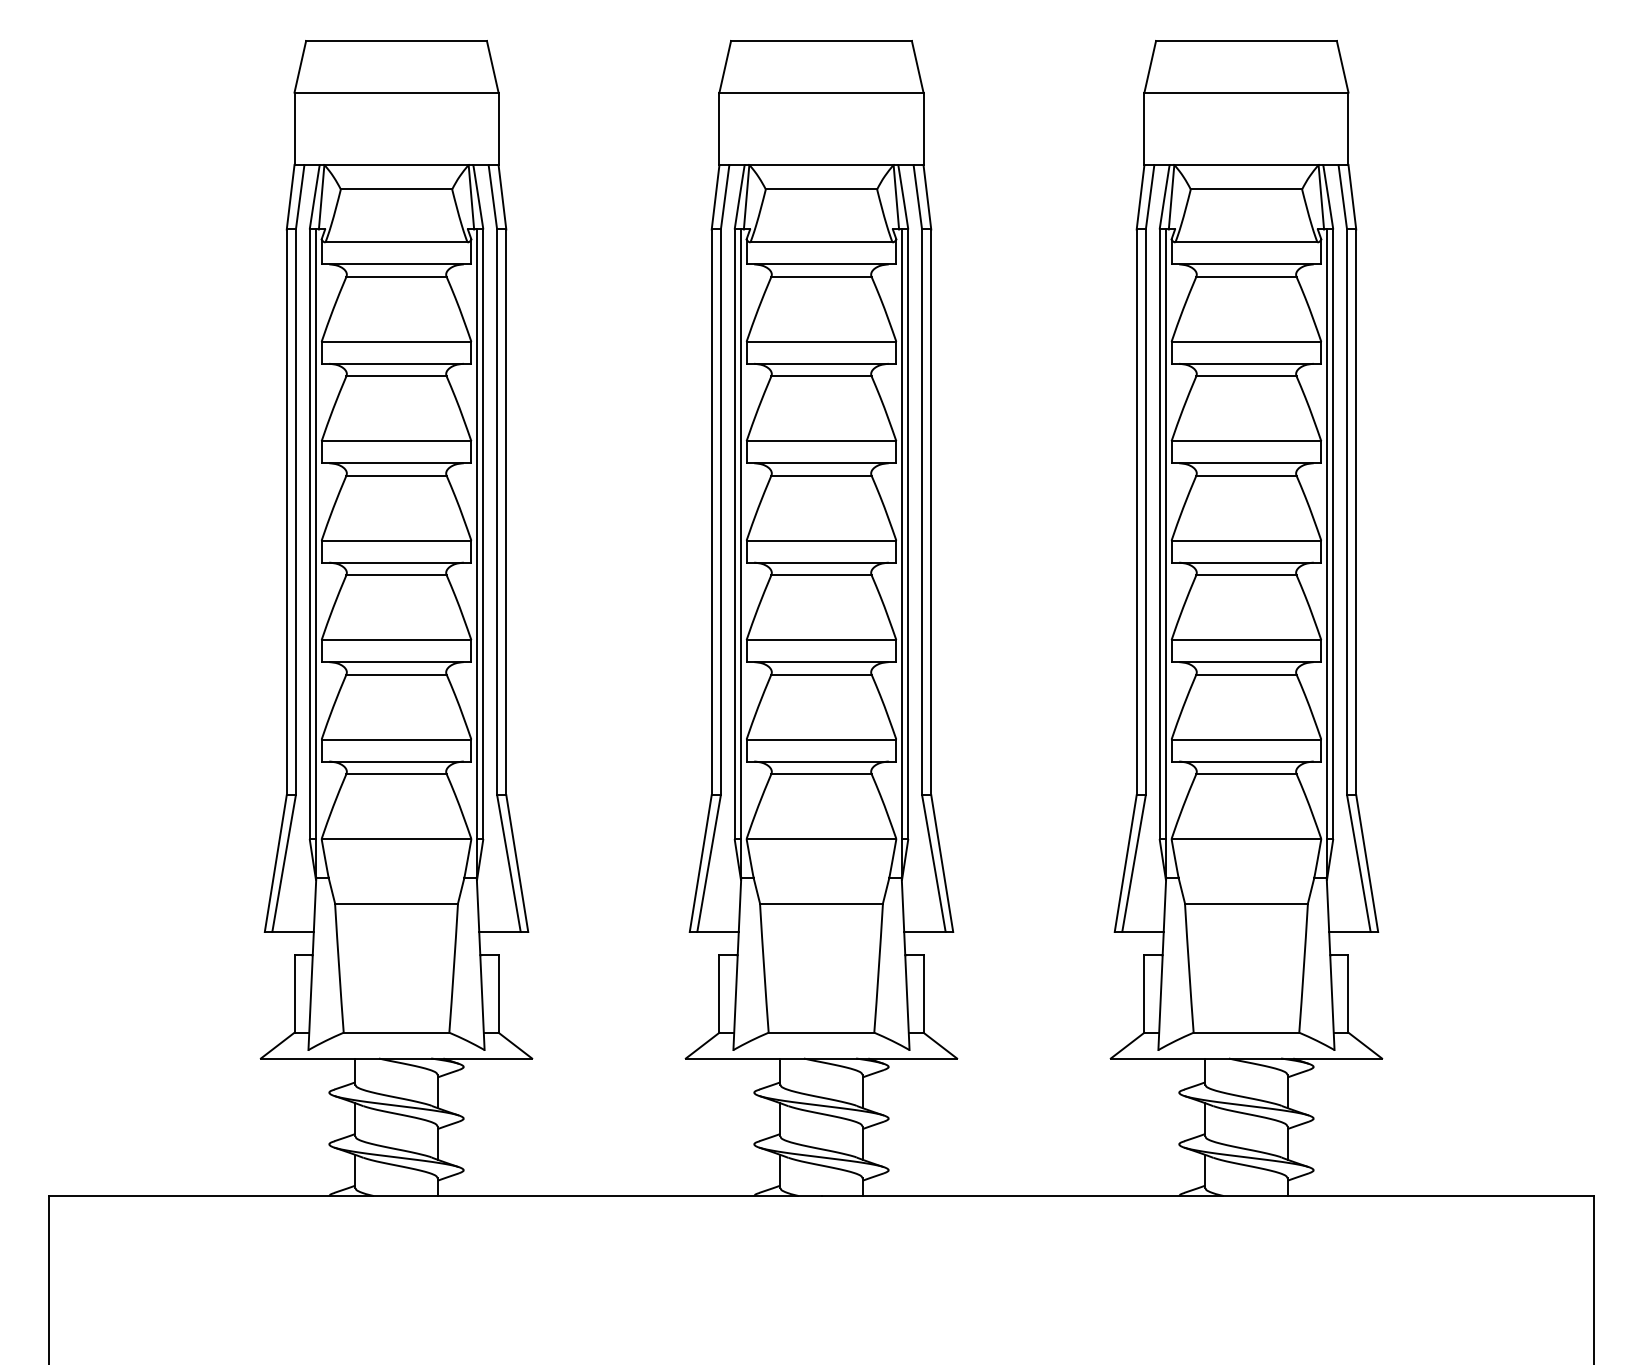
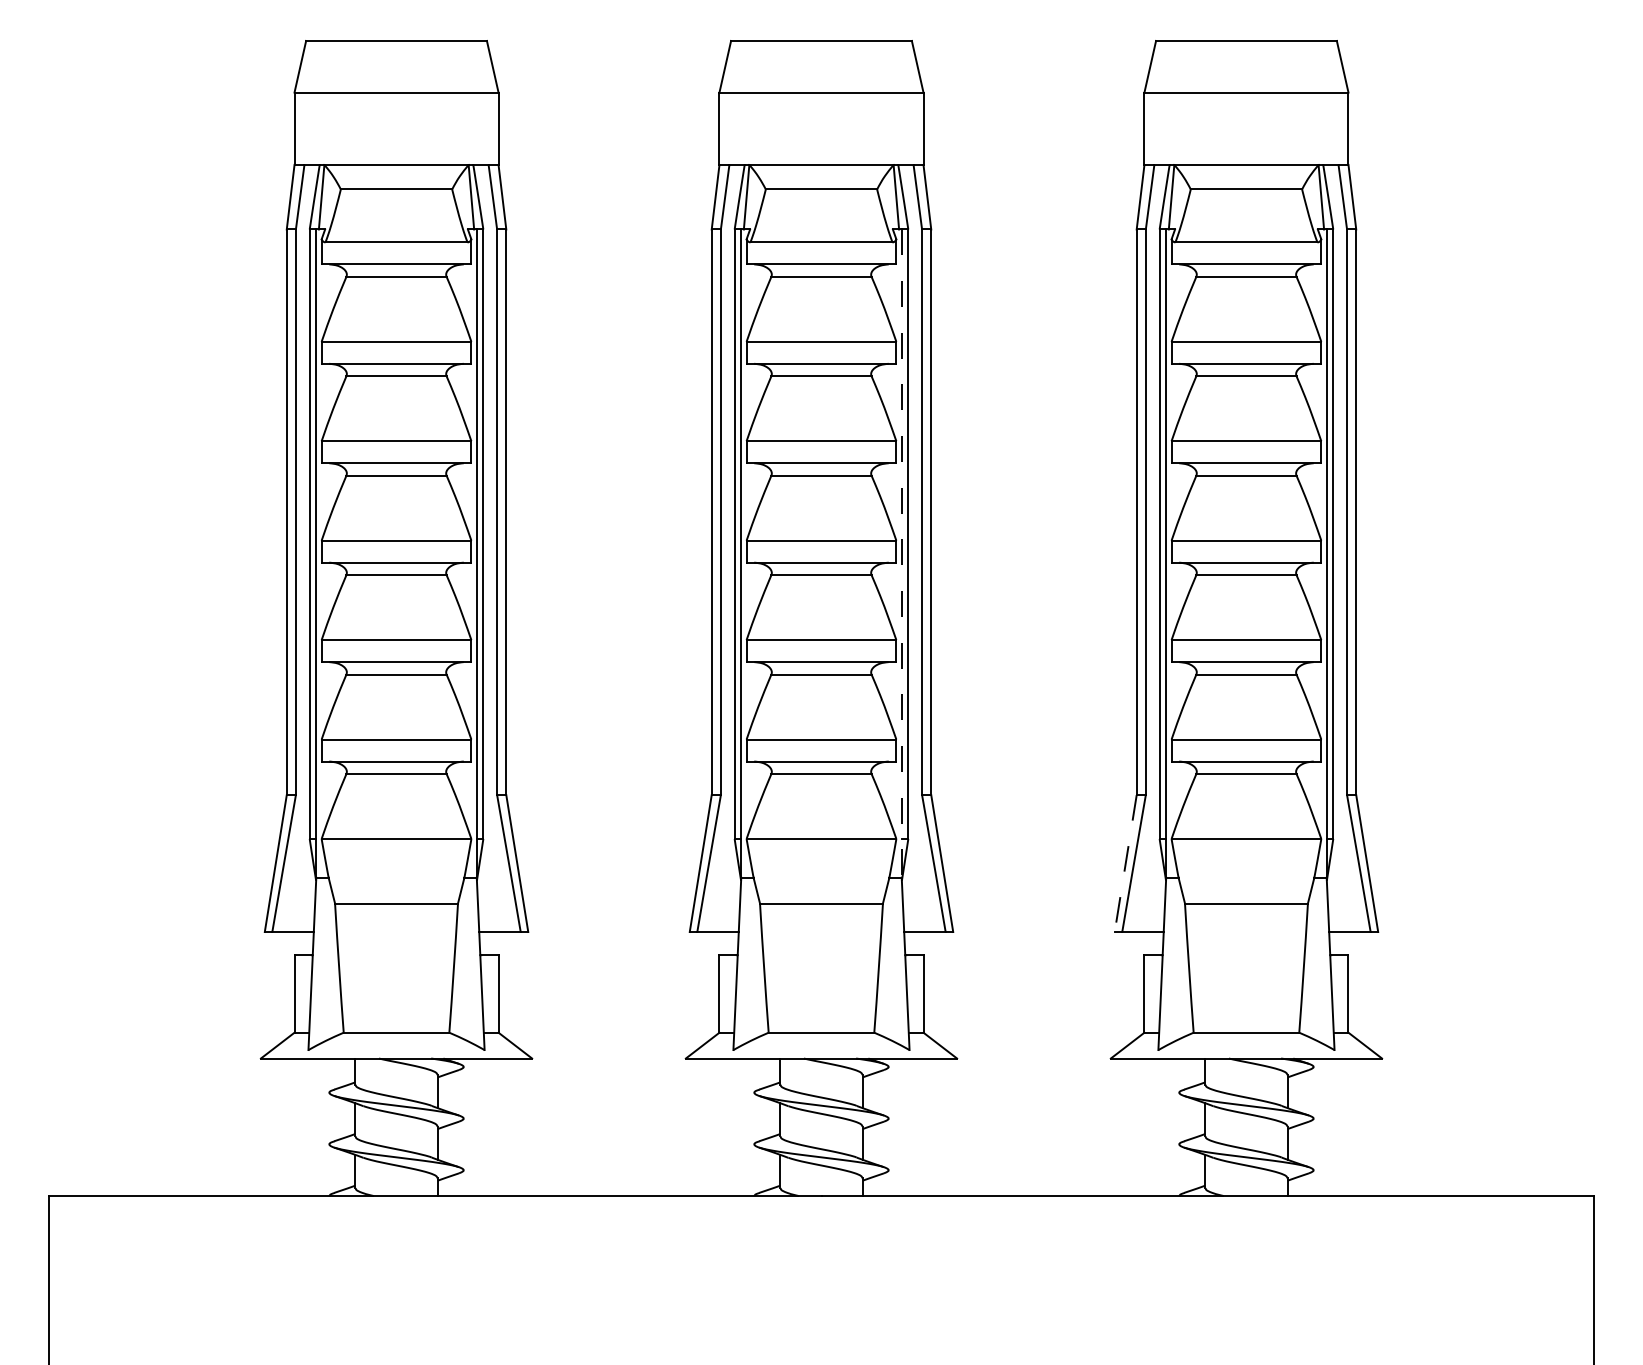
line: solid -> dashed (901, 554)
line: solid -> dashed (1125, 864)
